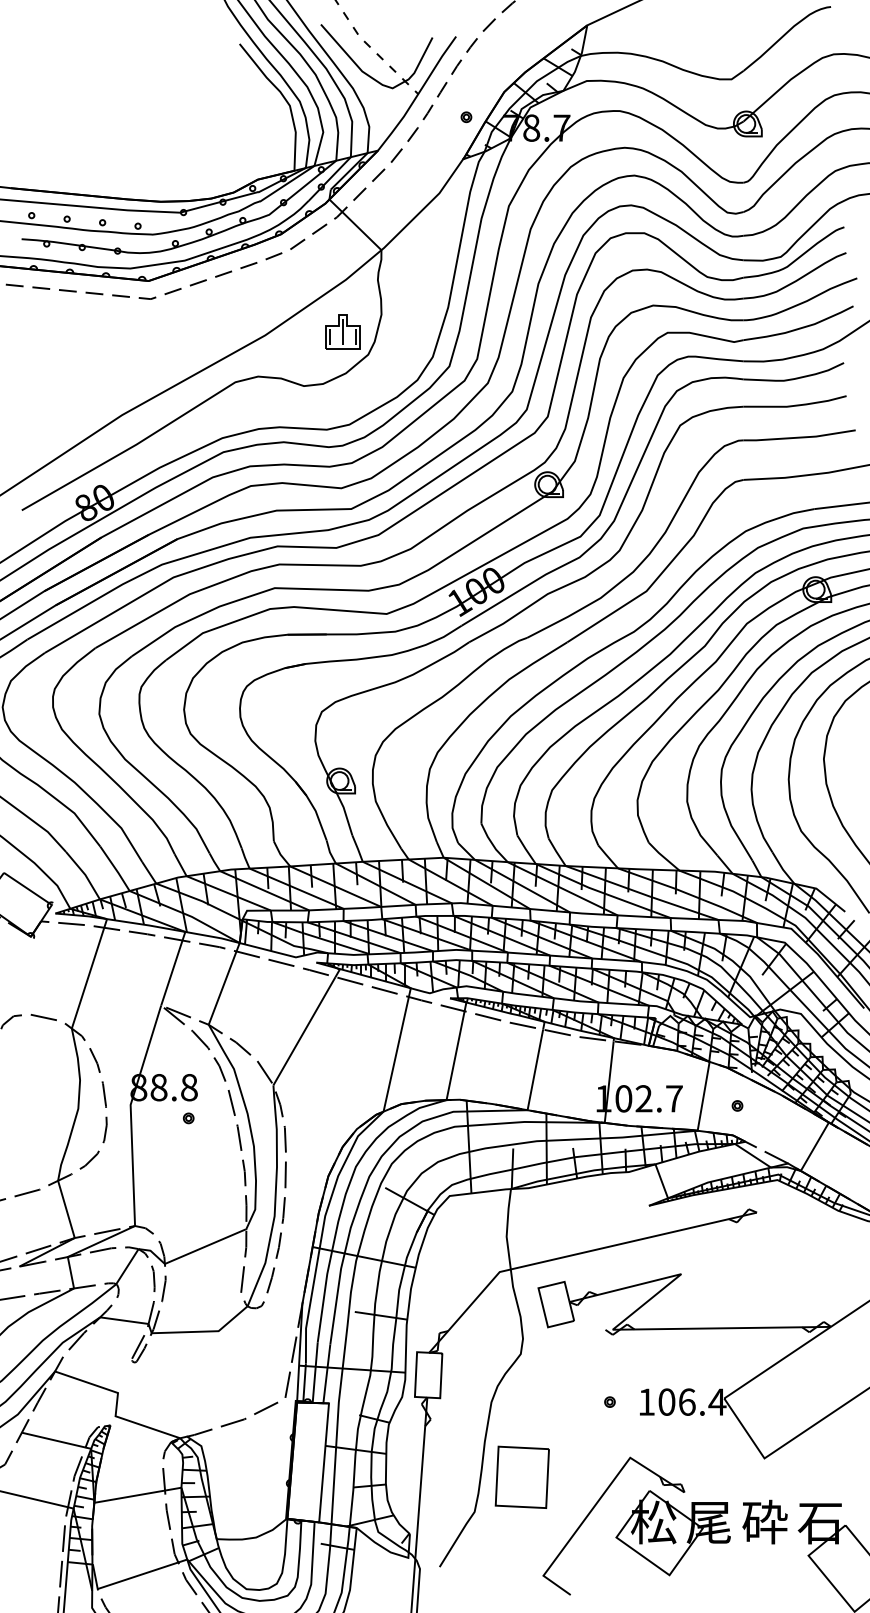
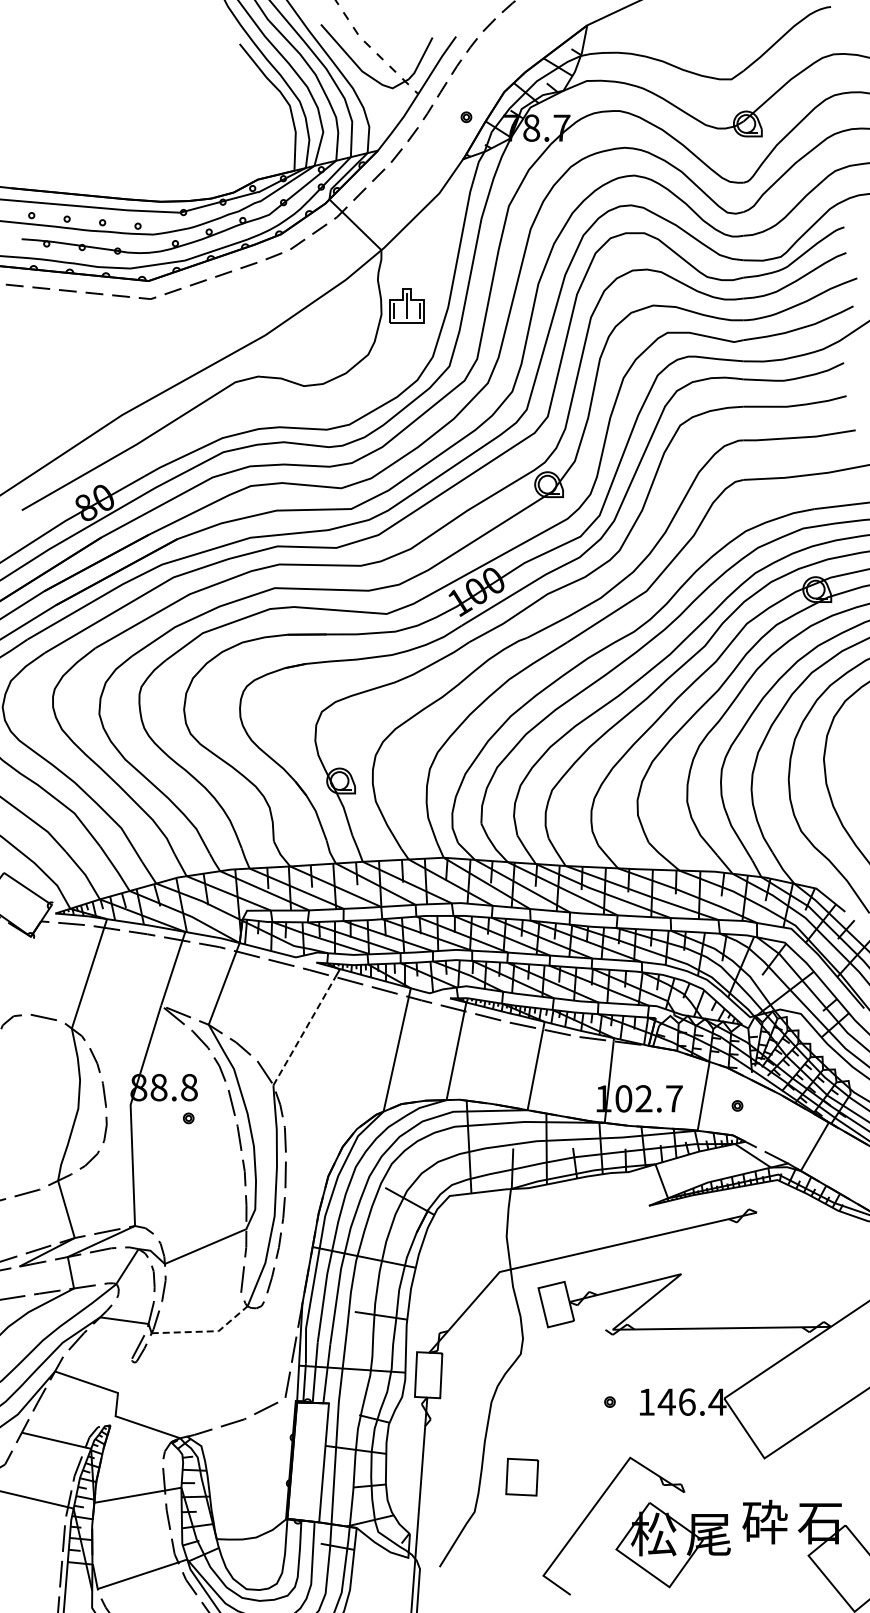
part position: (342, 331) -> (406, 305) (406, 305)
line: solid -> dashed (304, 1030)
line: solid -> dashed (205, 1331)
text: 106.4 -> 146.4 (666, 1401)
part size: 56x64 px -> 35x40 px (522, 1476)
part position: (672, 1533) -> (672, 1545) (672, 1545)
